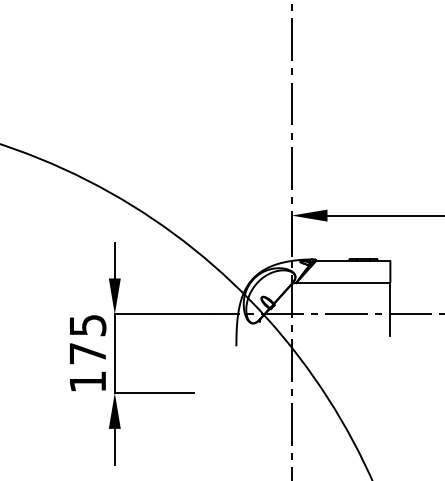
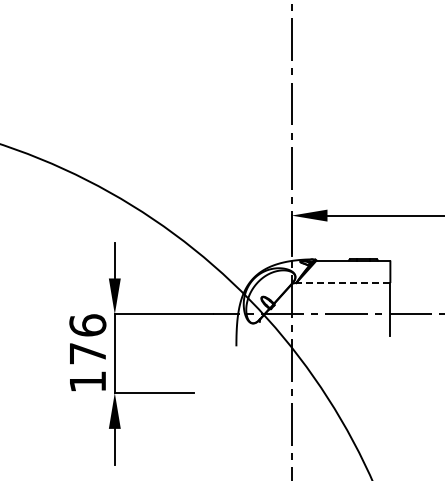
line: solid -> dashed (342, 283)
text: 175 -> 176 (87, 325)
